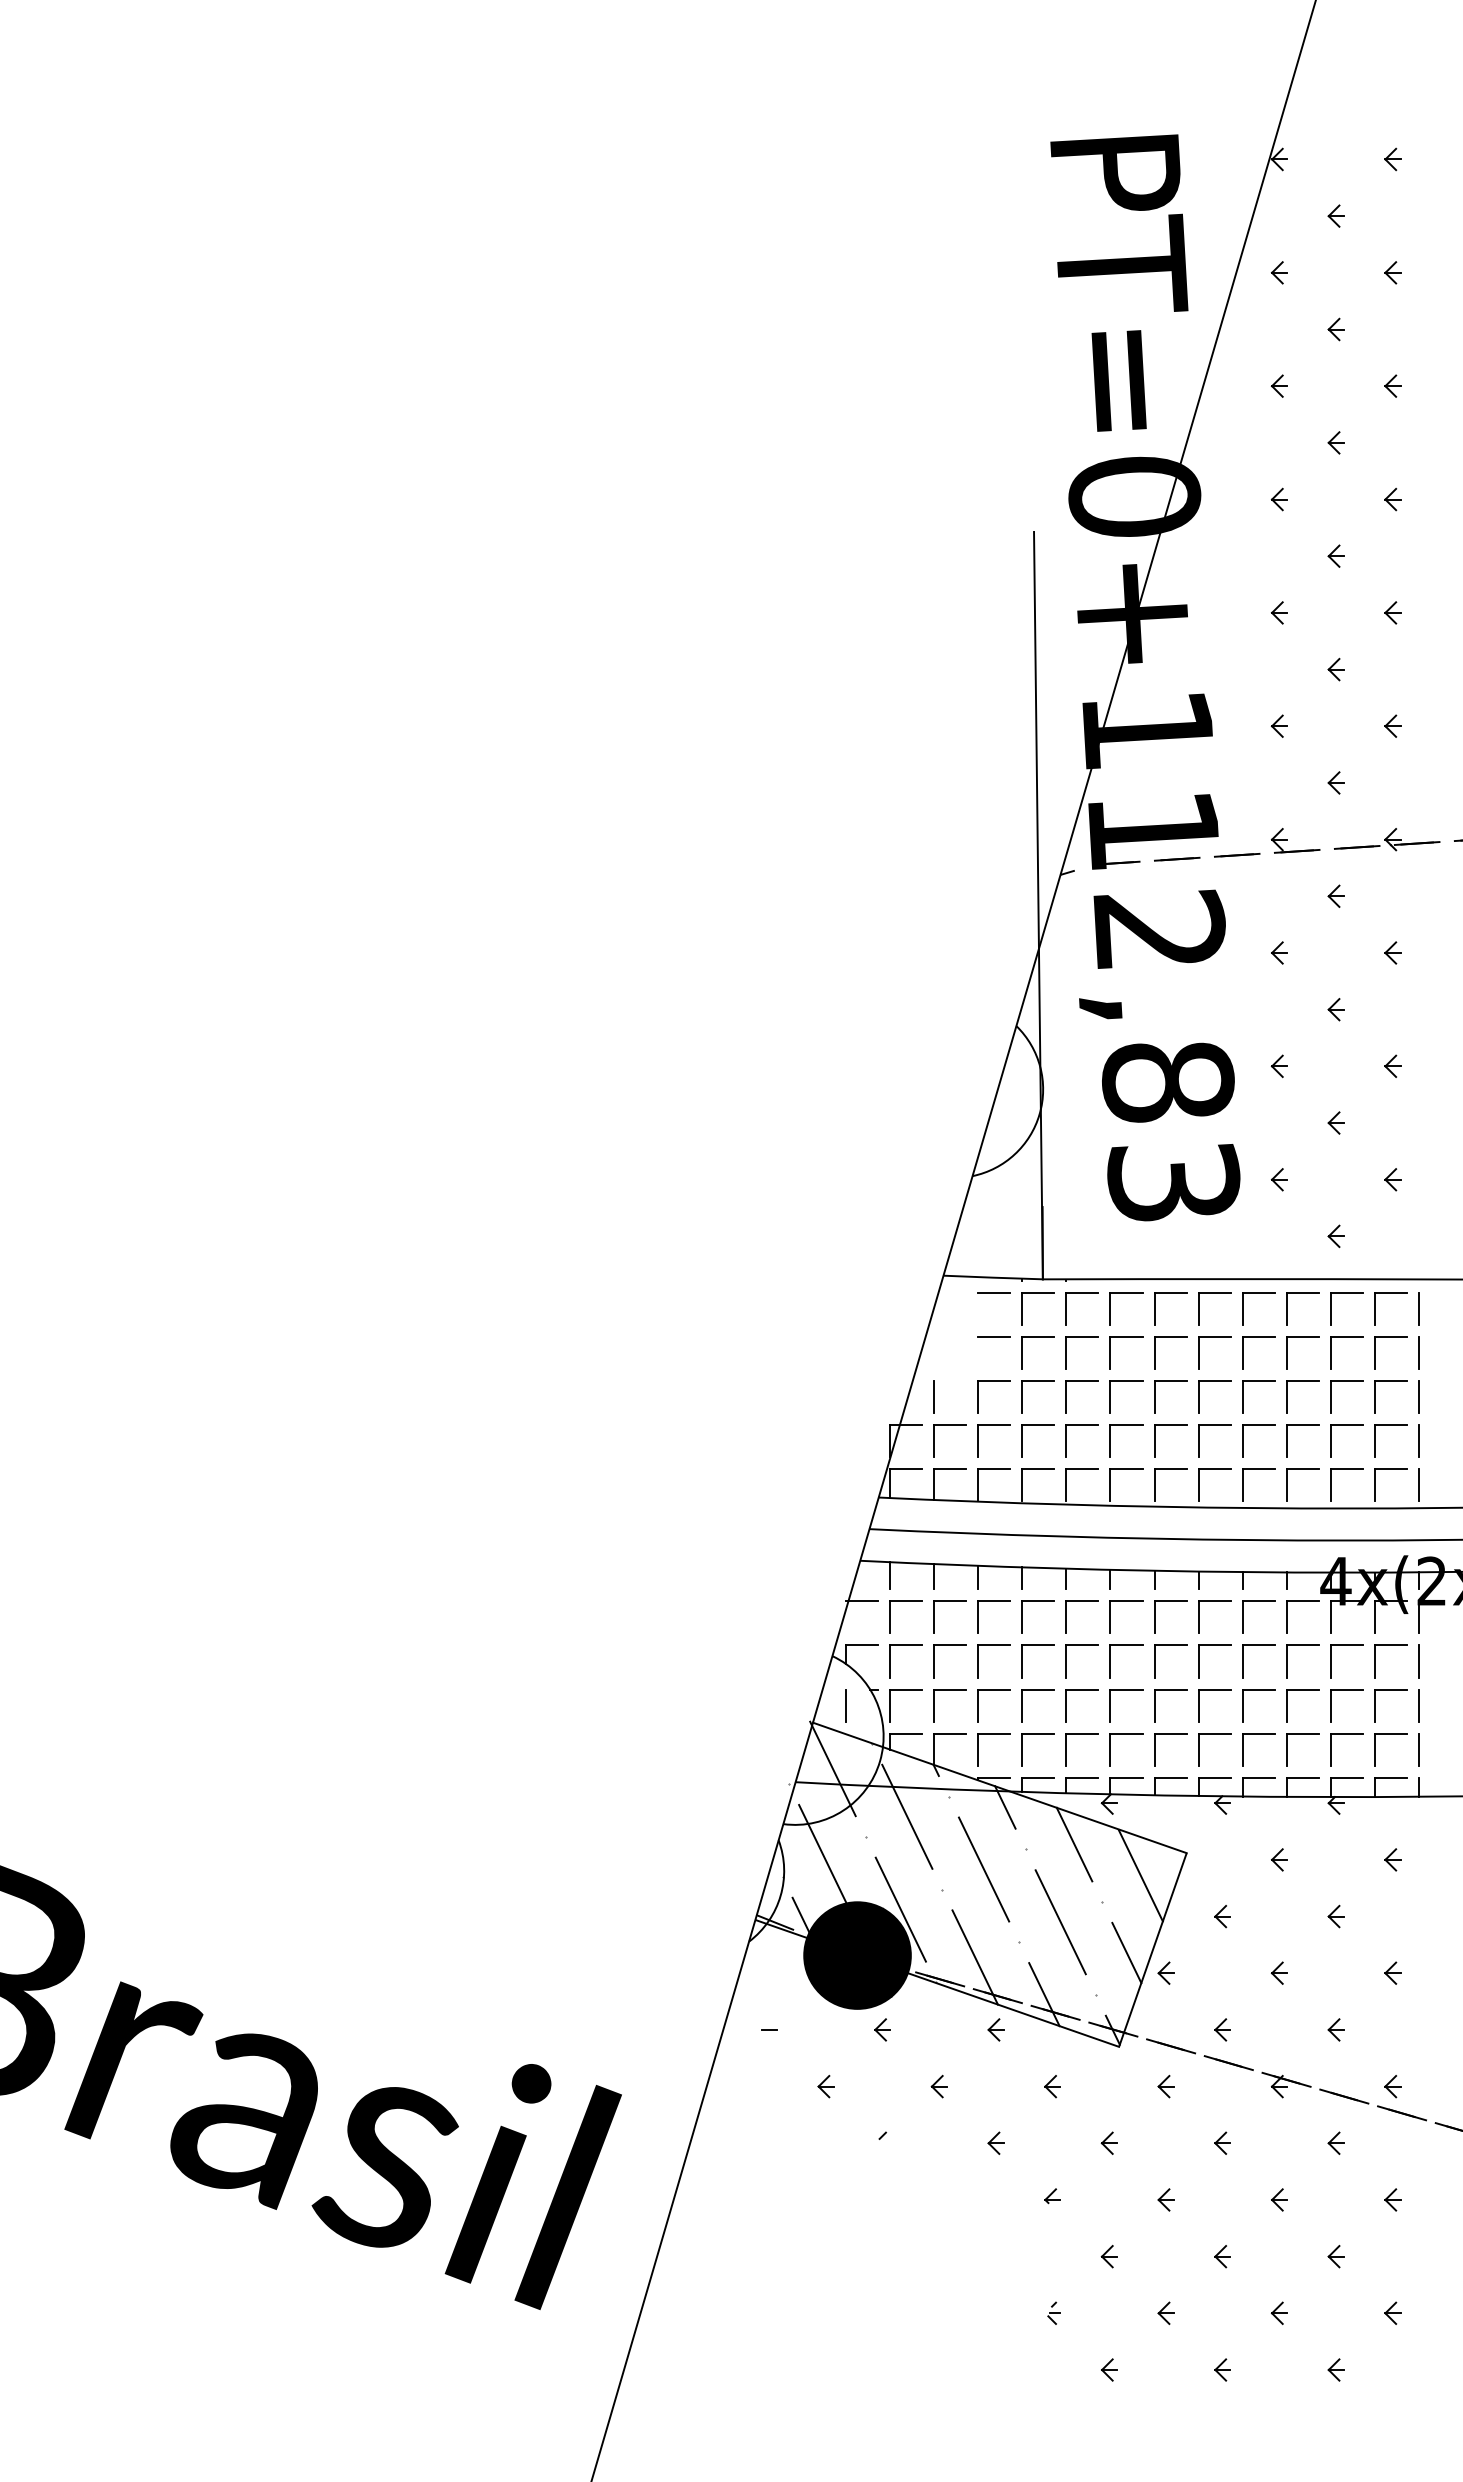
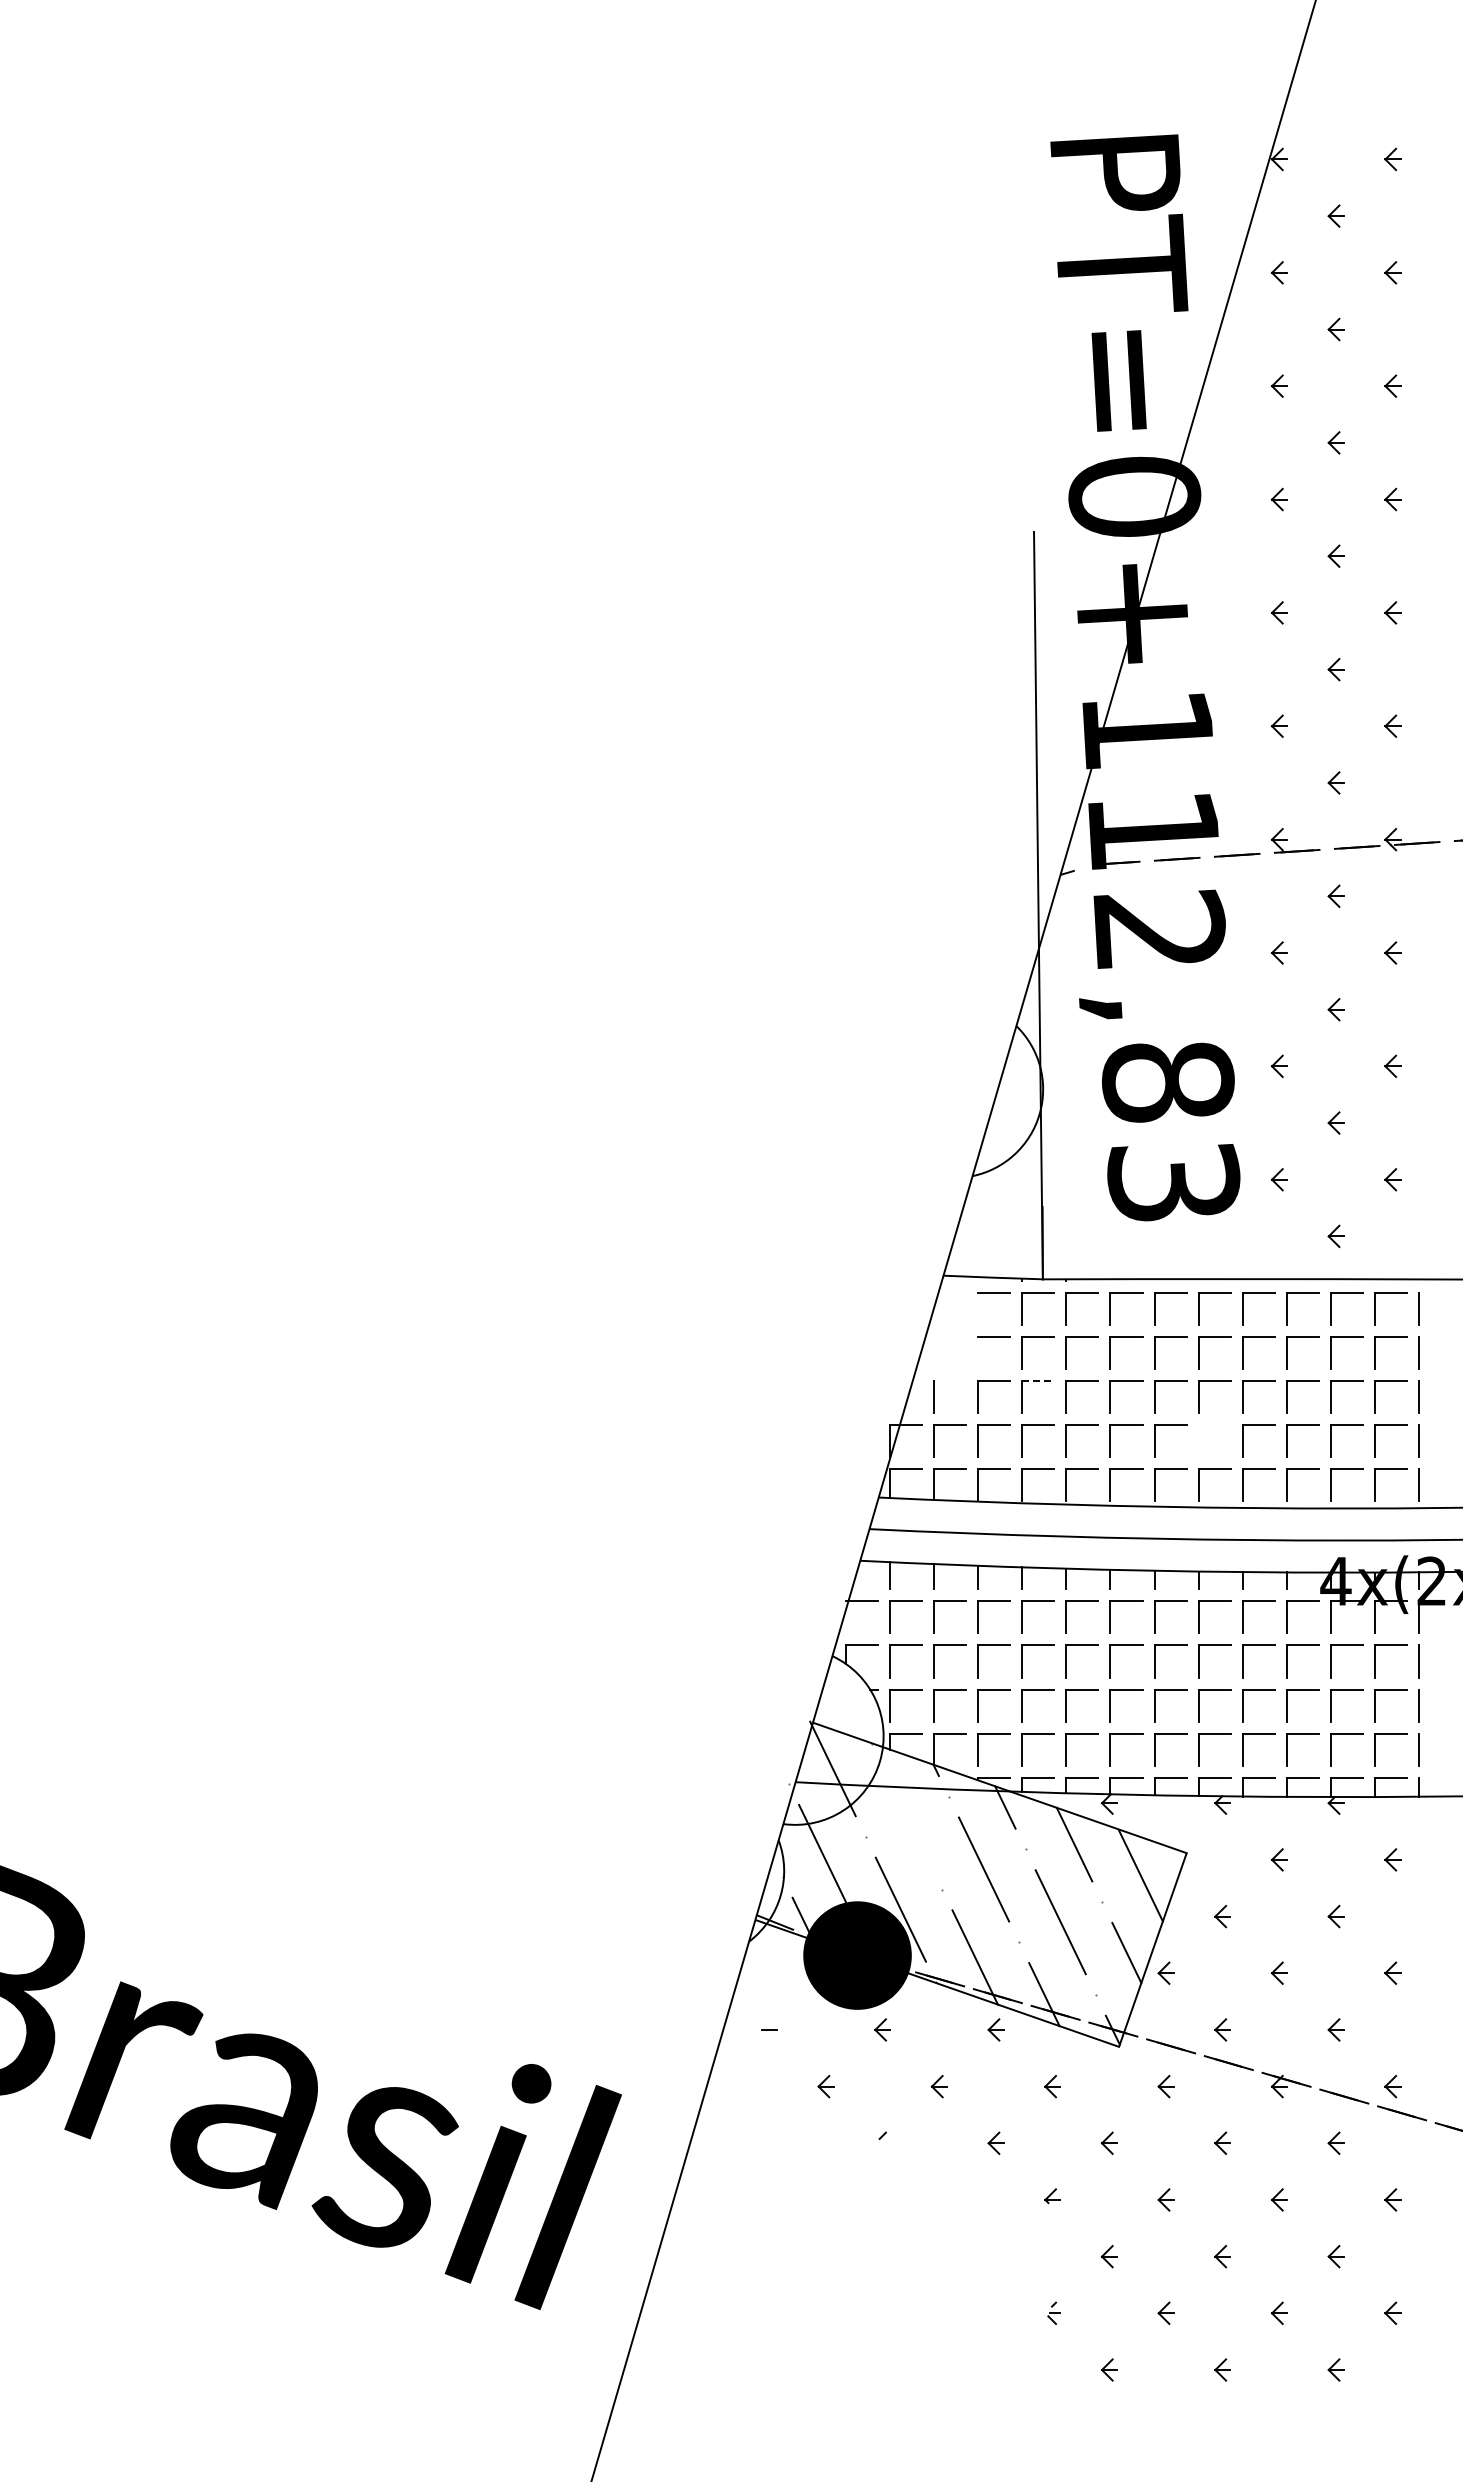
line: solid -> dashed (1038, 1380)
part: present -> none (1214, 1425)
line: present -> none (845, 1705)
line: present -> none (907, 1816)
